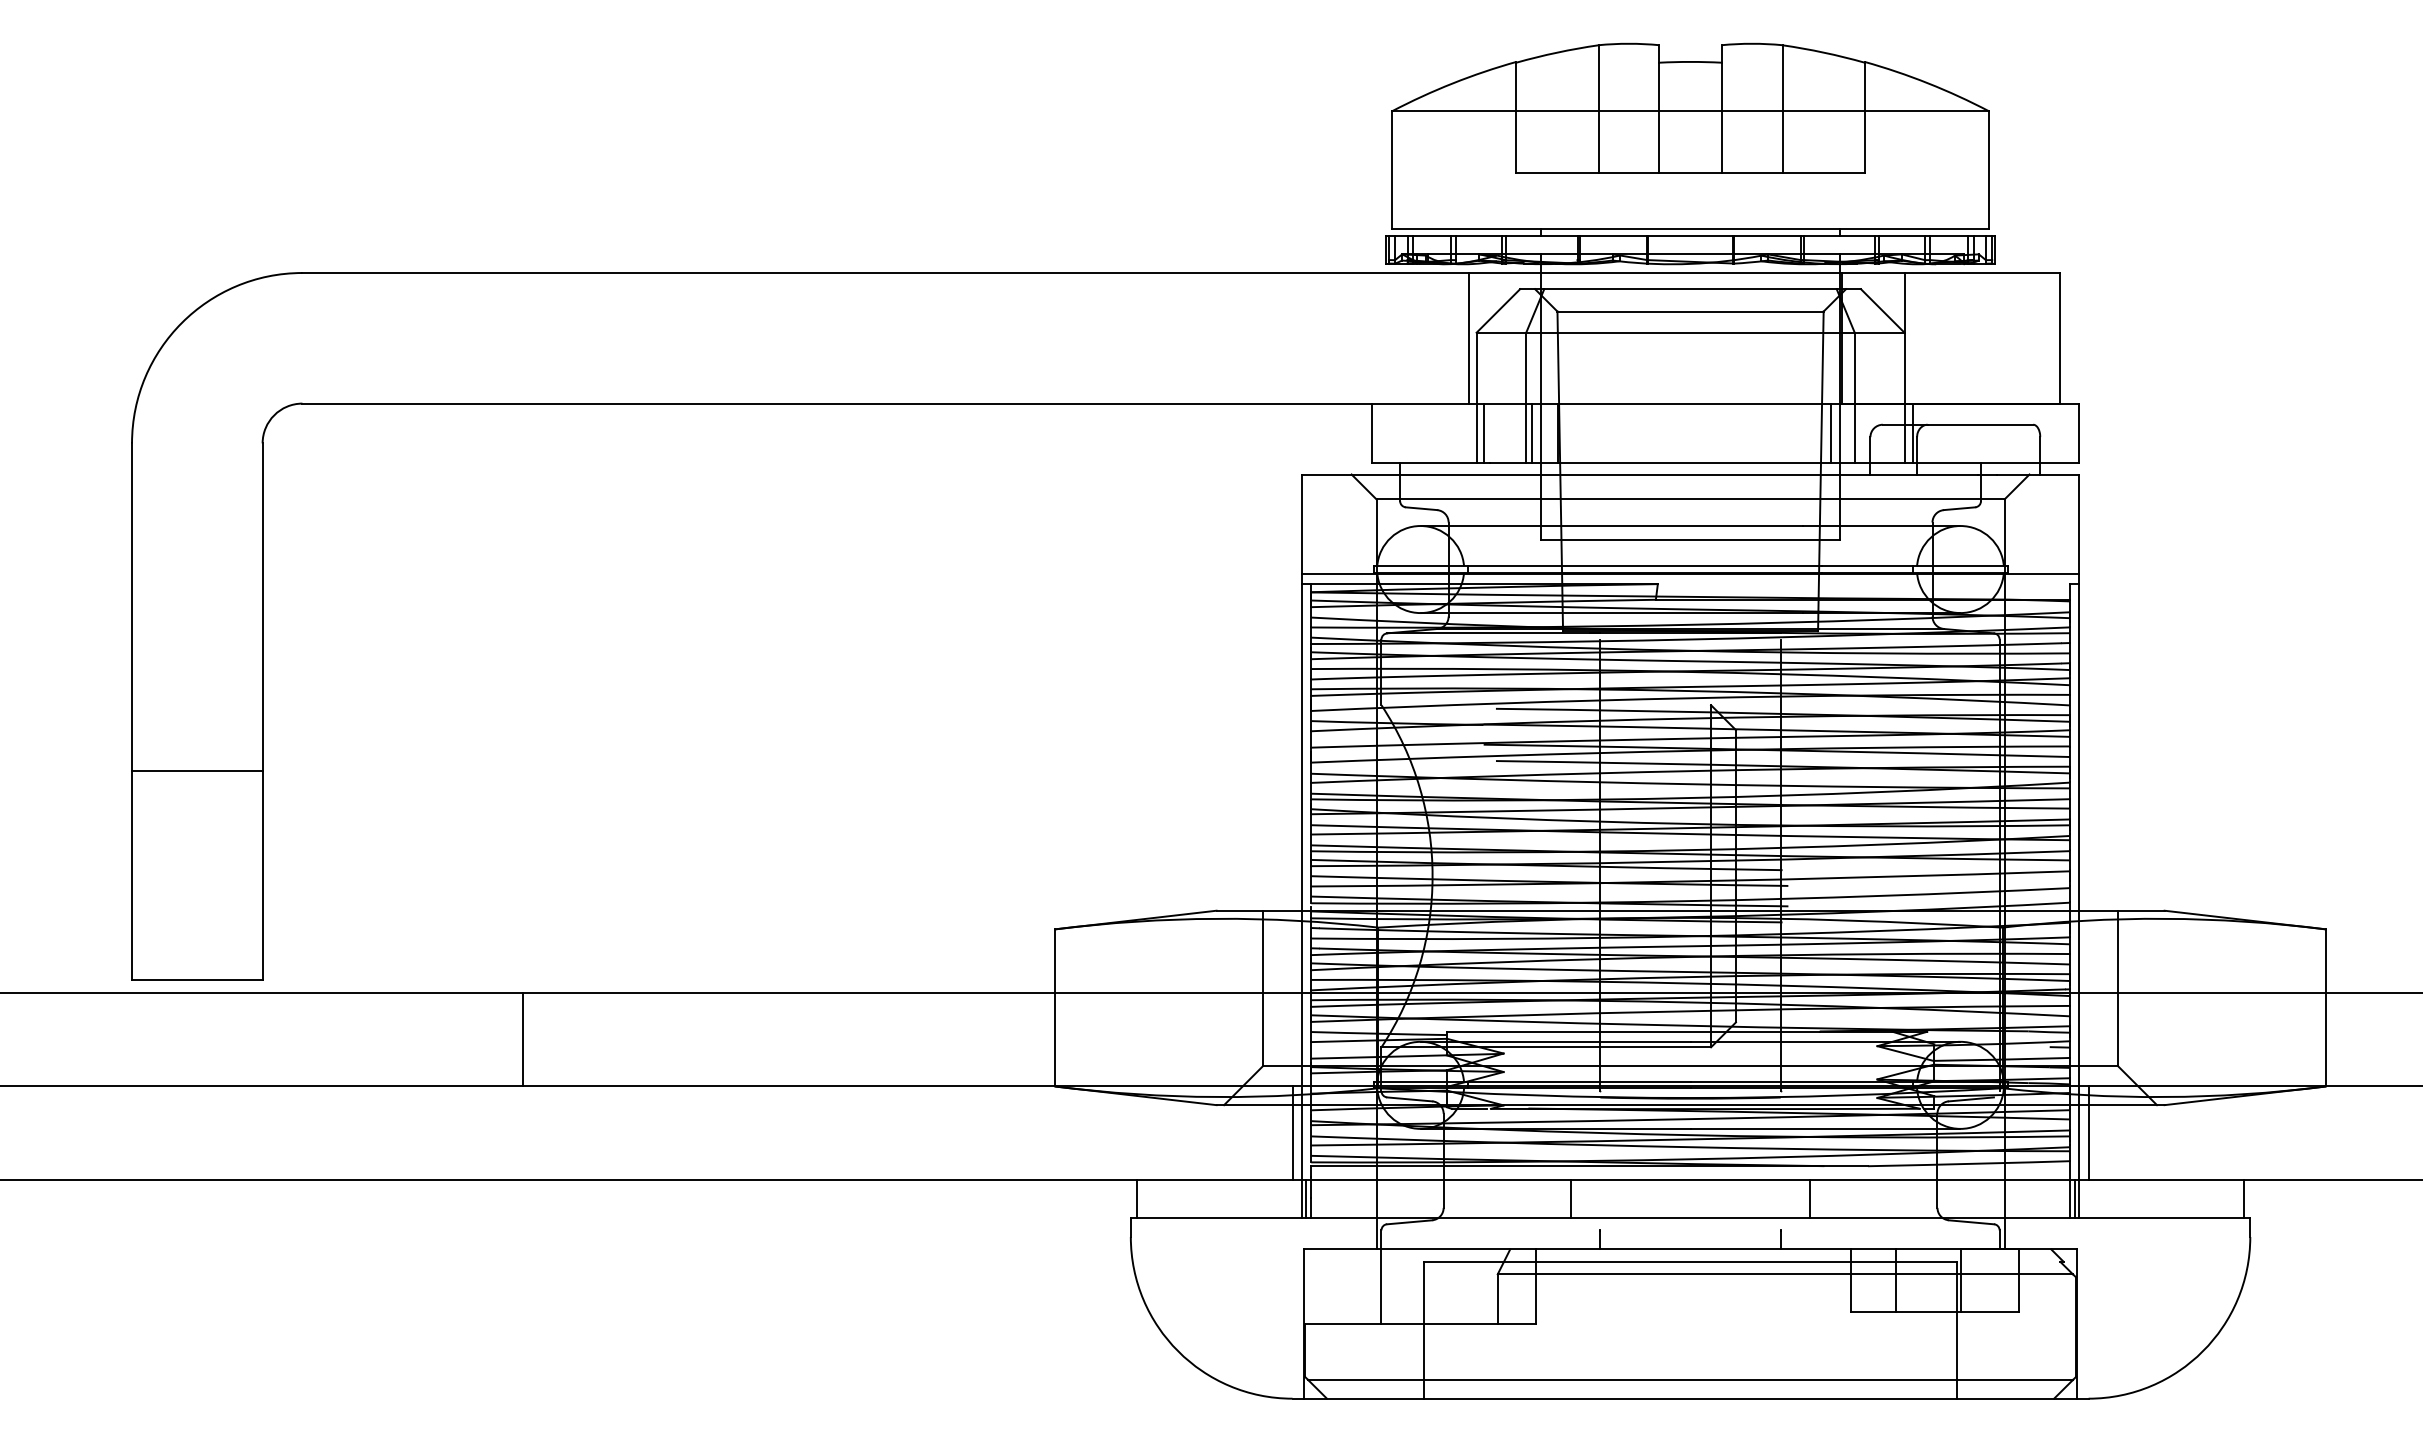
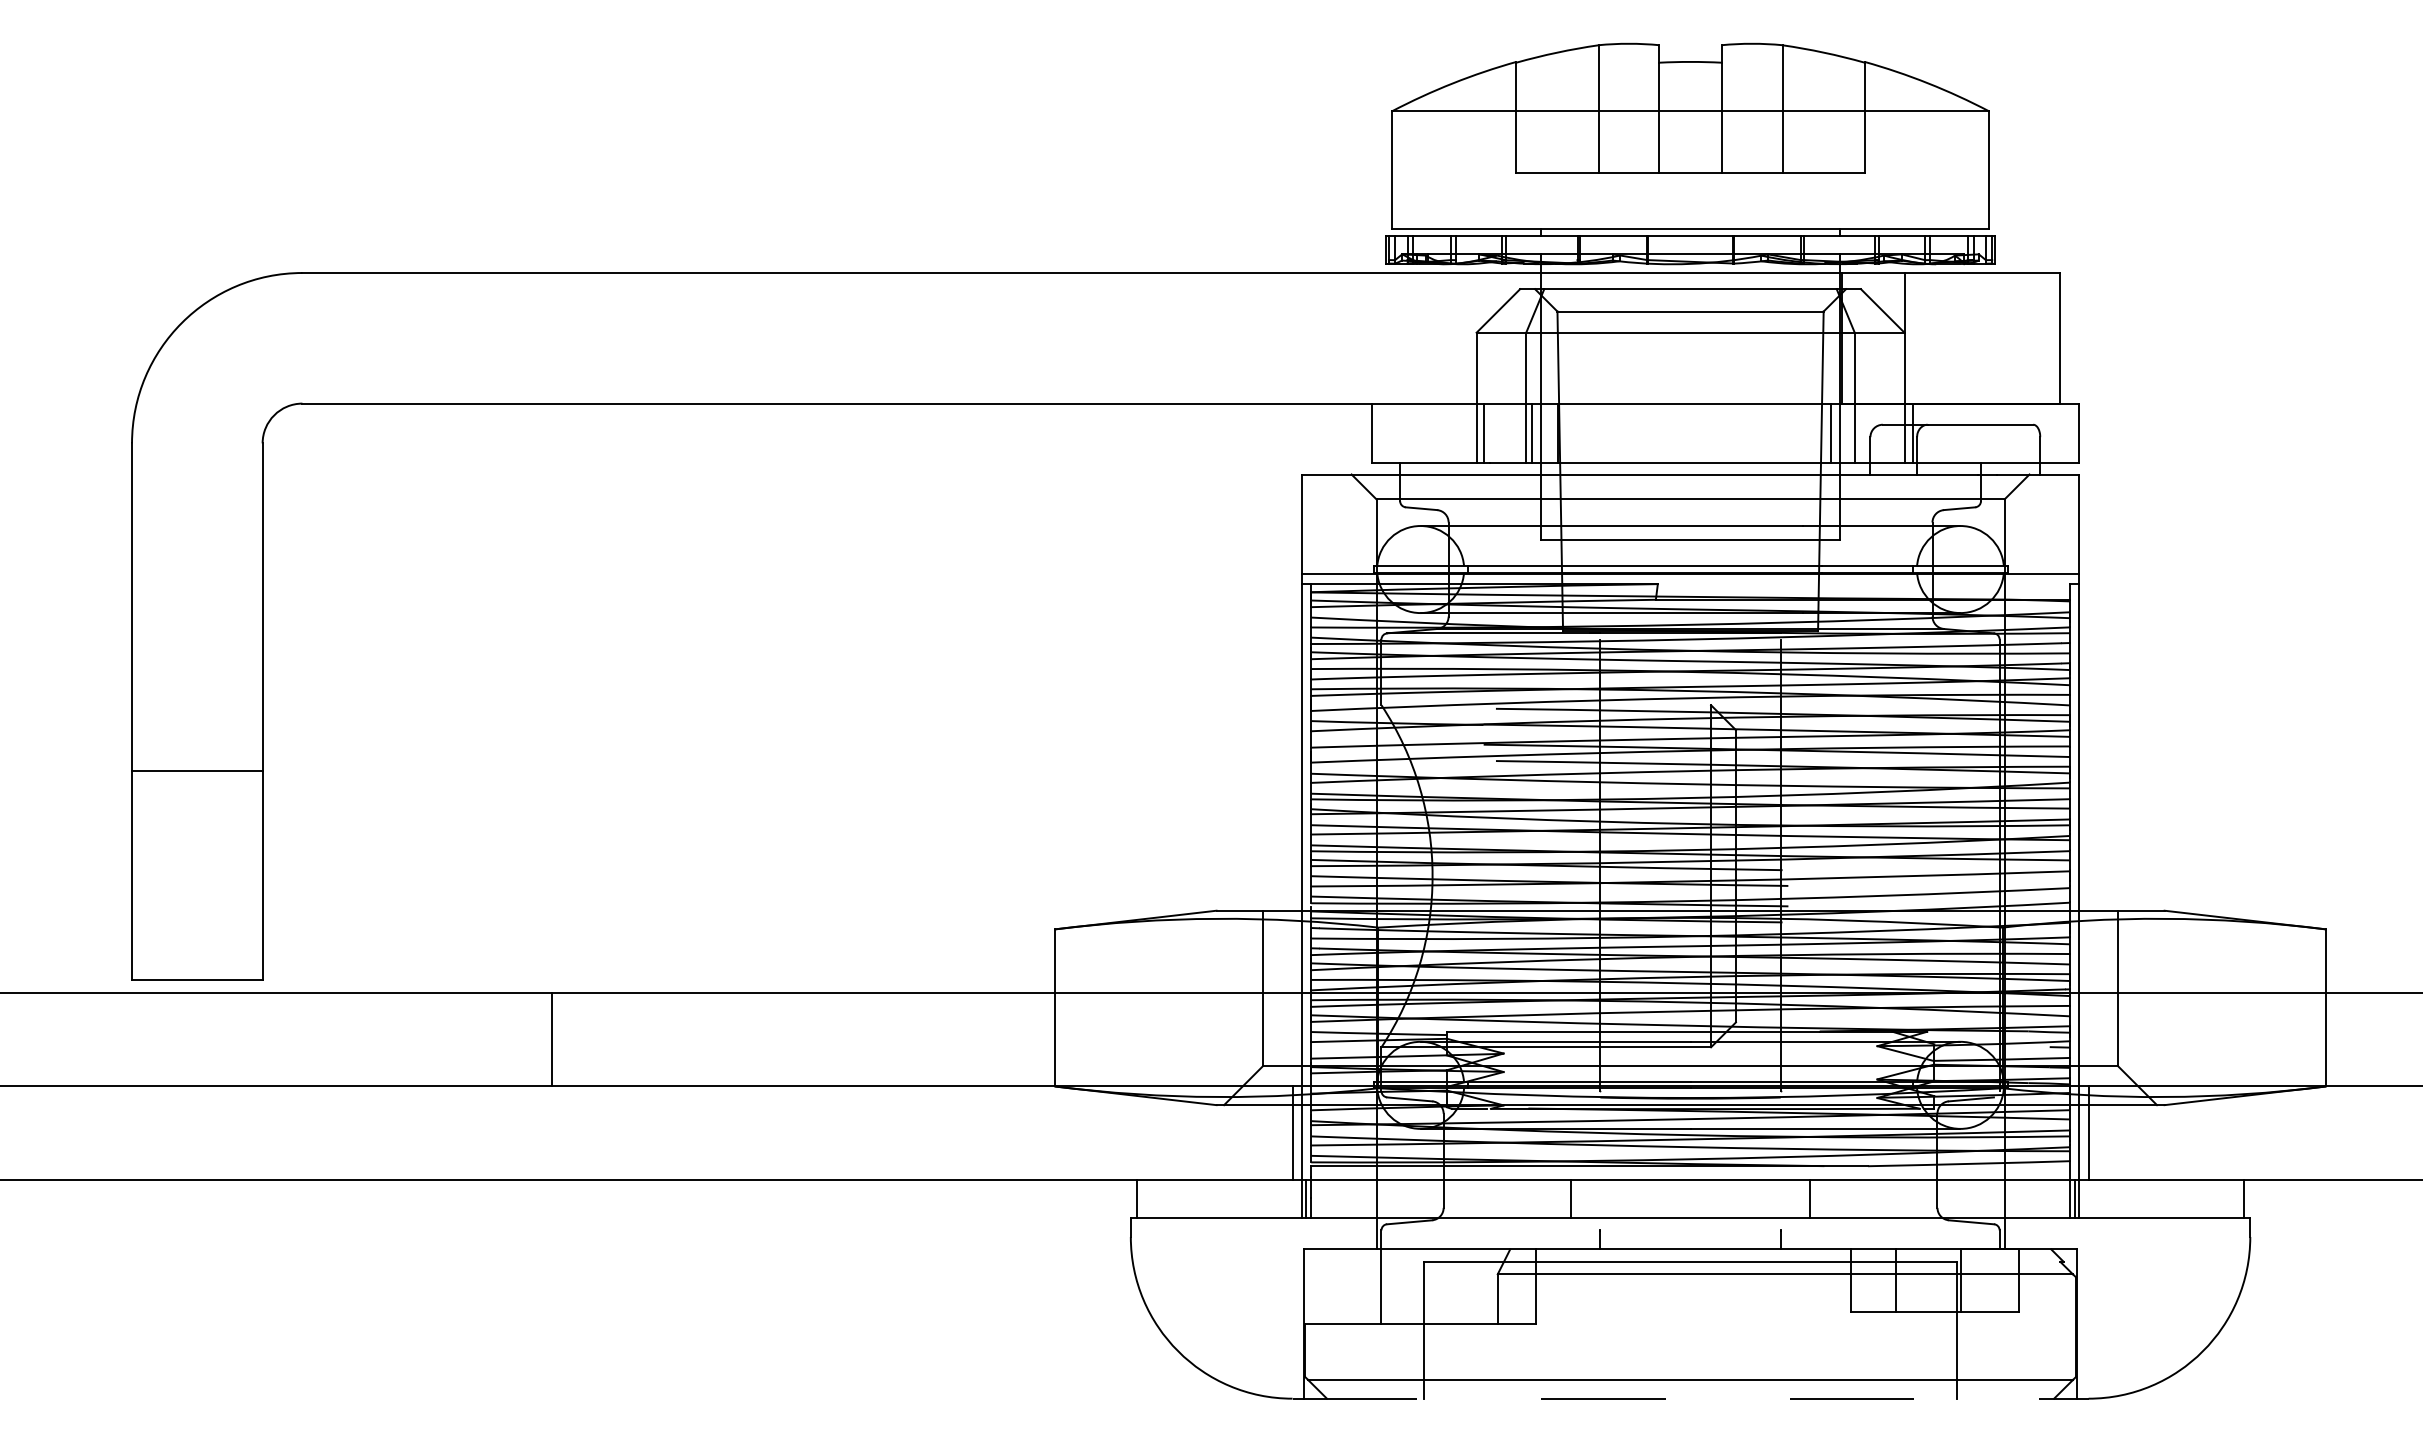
line: present -> none (1469, 338)
line position: (523, 1039) -> (552, 1039) (552, 1039)
line: solid -> dashed (1691, 1398)
